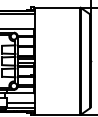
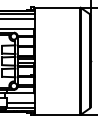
line: none -> present (18, 19)
